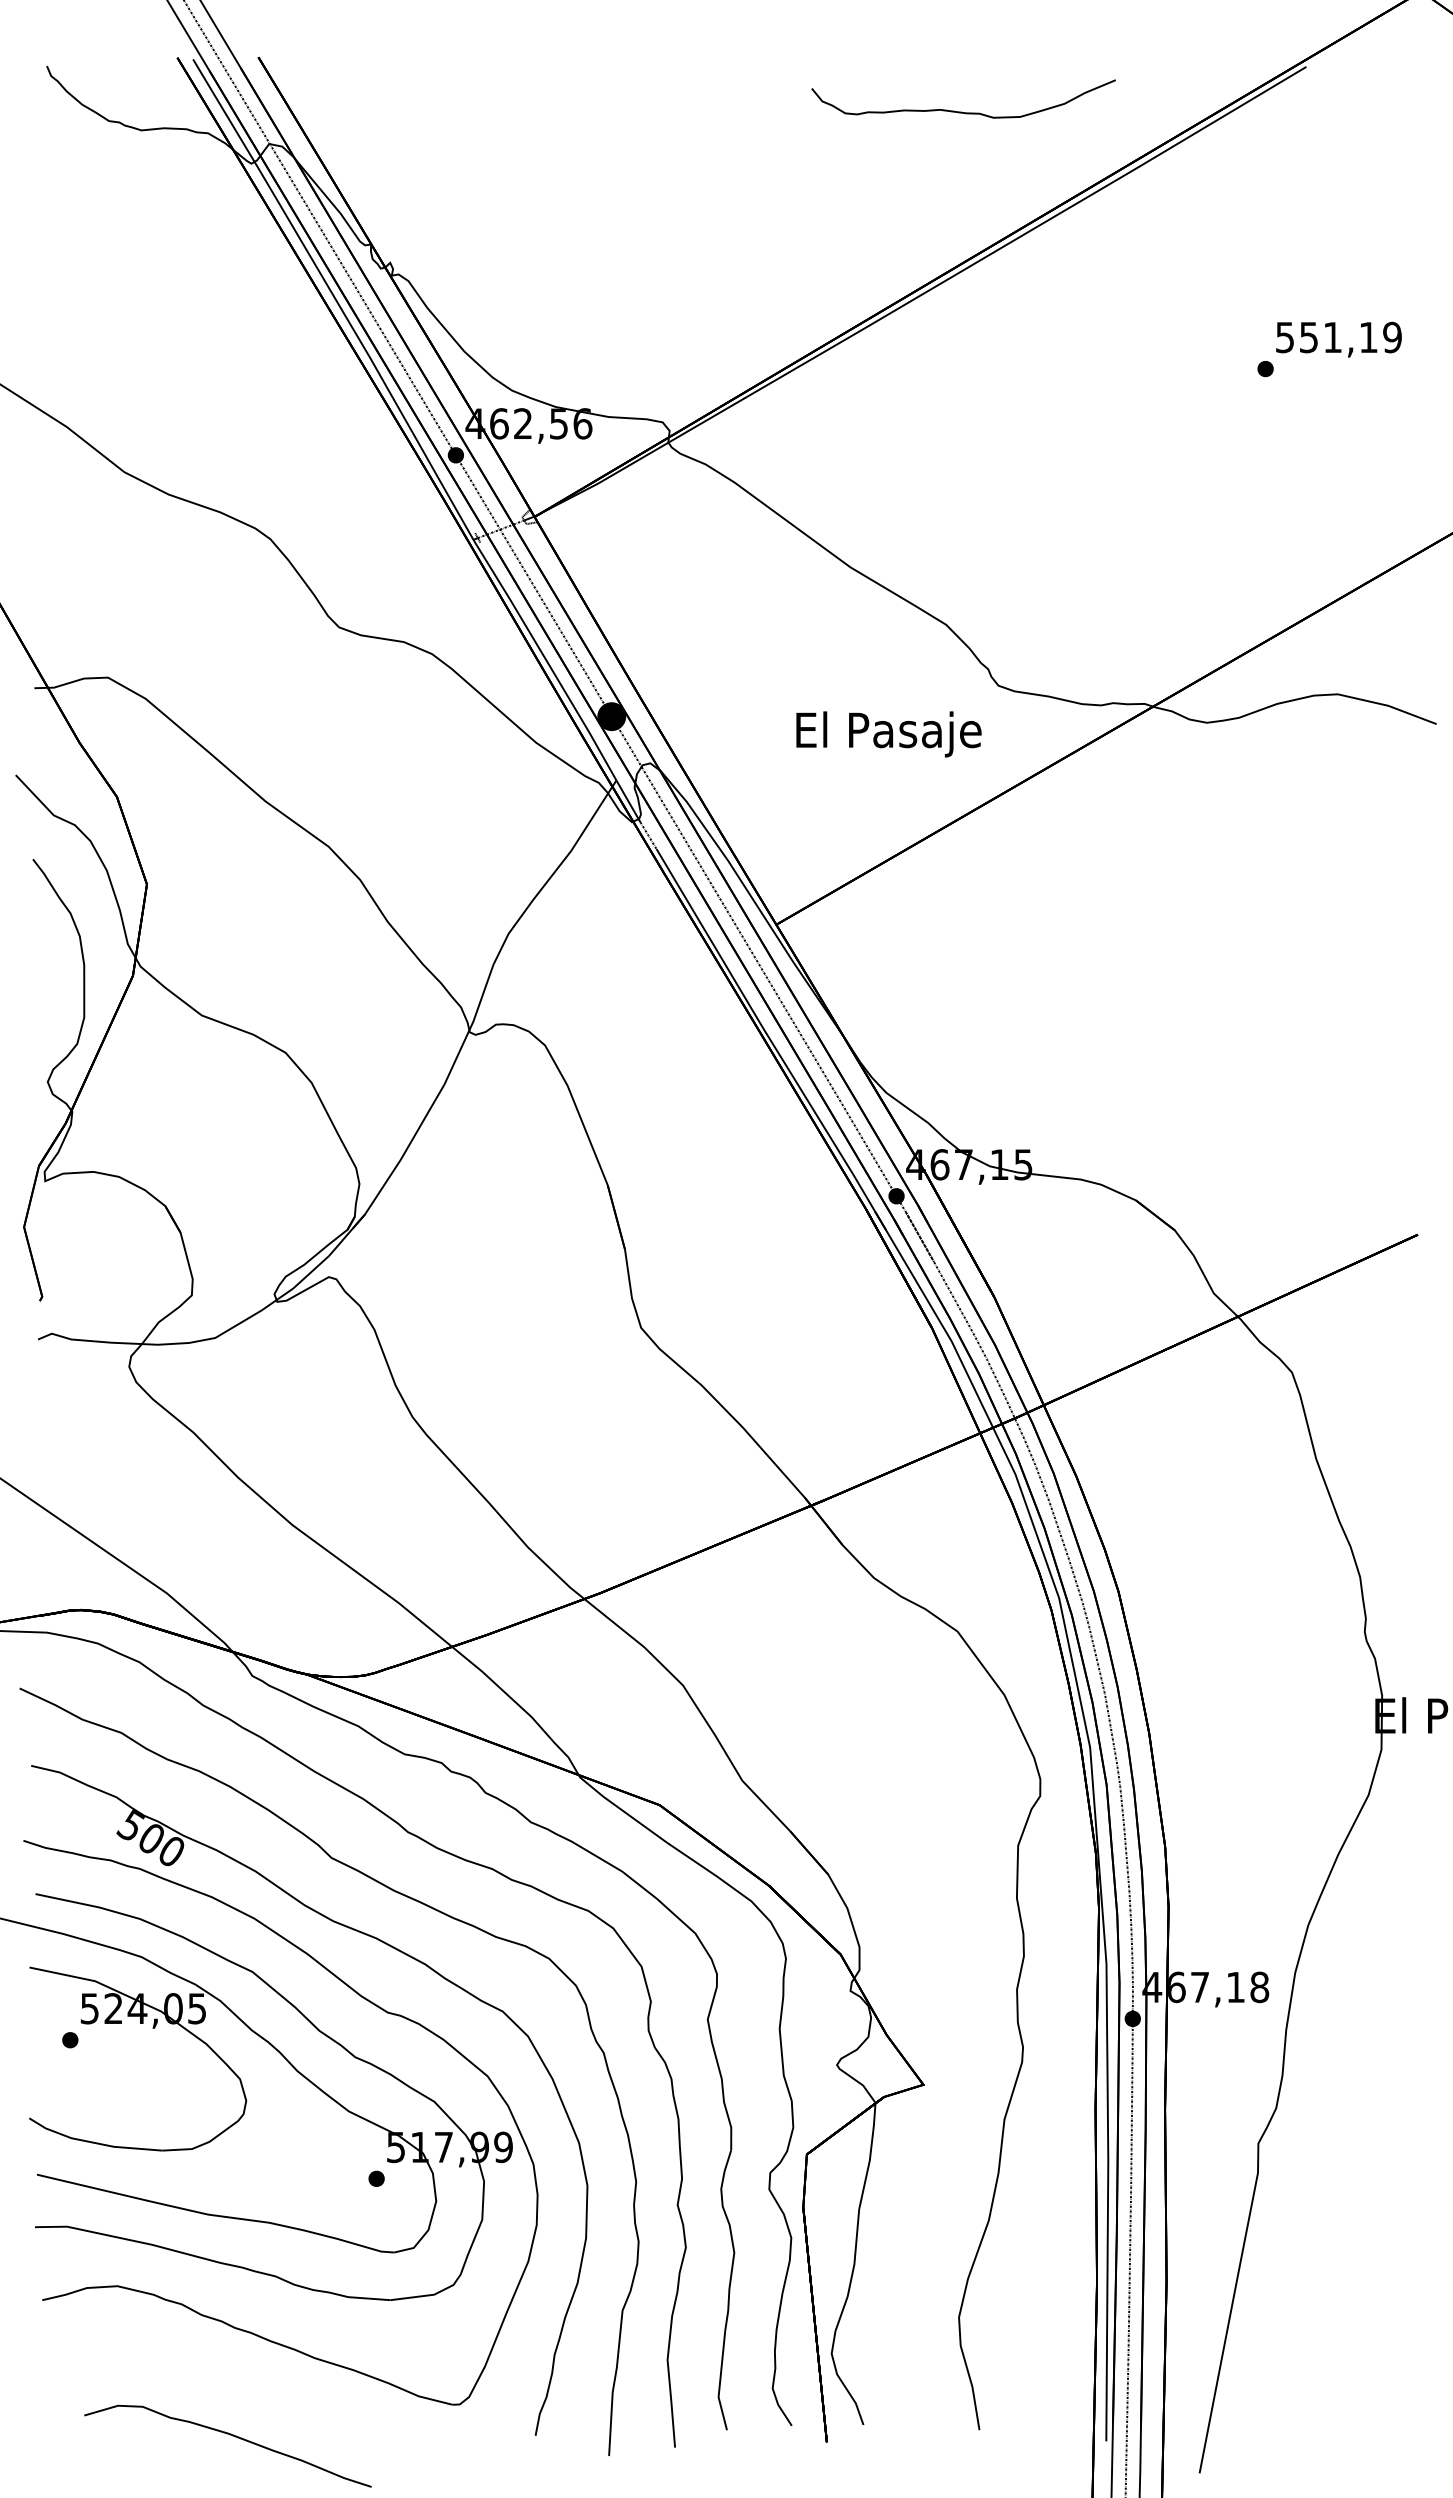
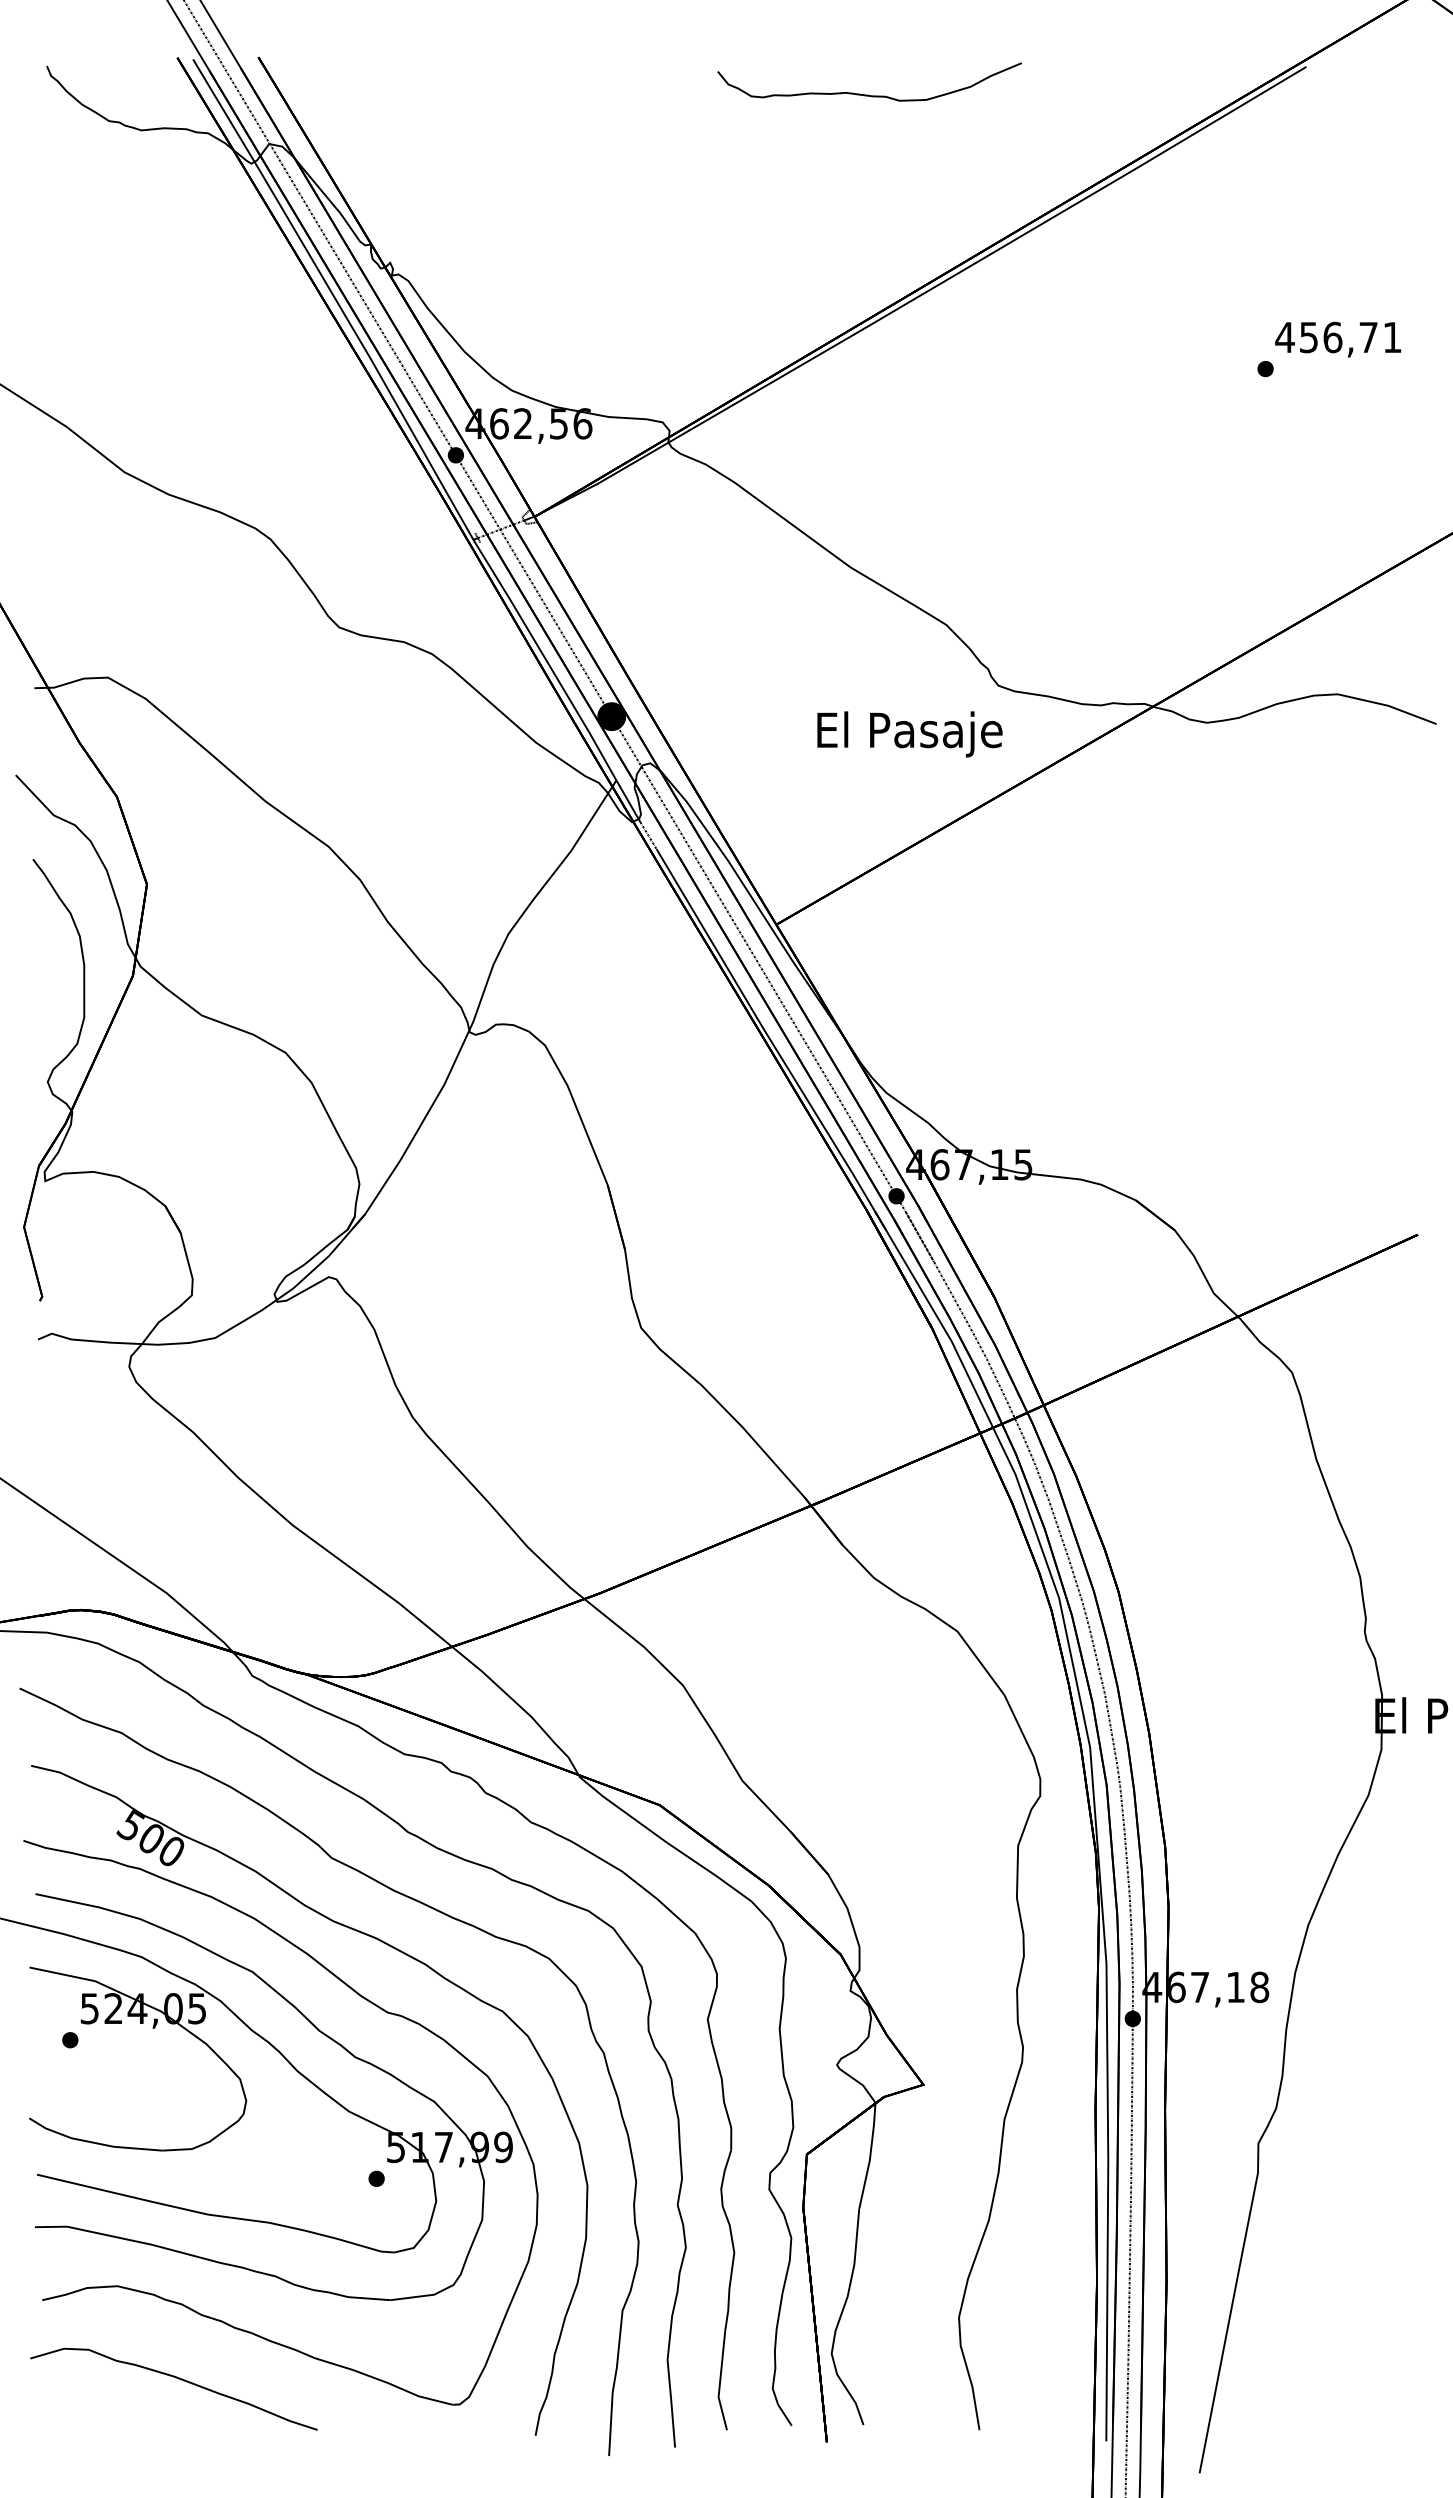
part position: (962, 111) -> (868, 94) (868, 94)
text: 551,19 -> 456,71 (1338, 337)
text position: (888, 734) -> (909, 734) (909, 734)
curve position: (232, 2436) -> (178, 2379) (178, 2379)
